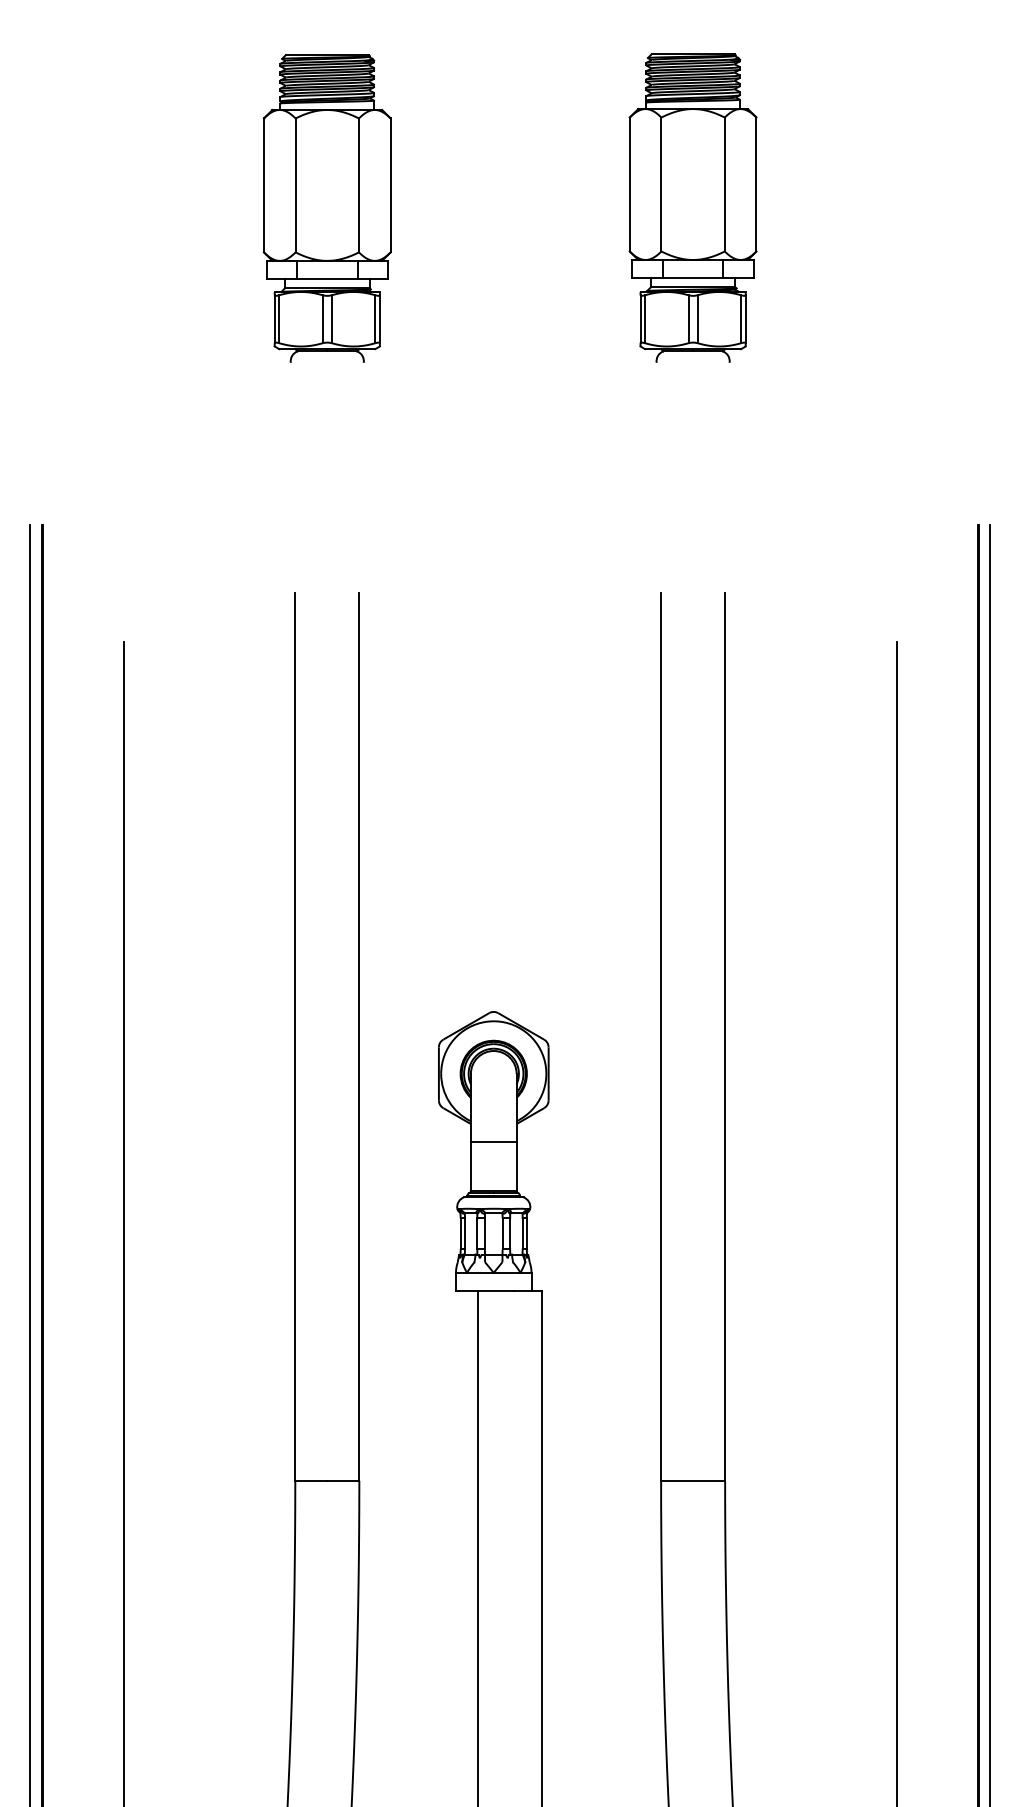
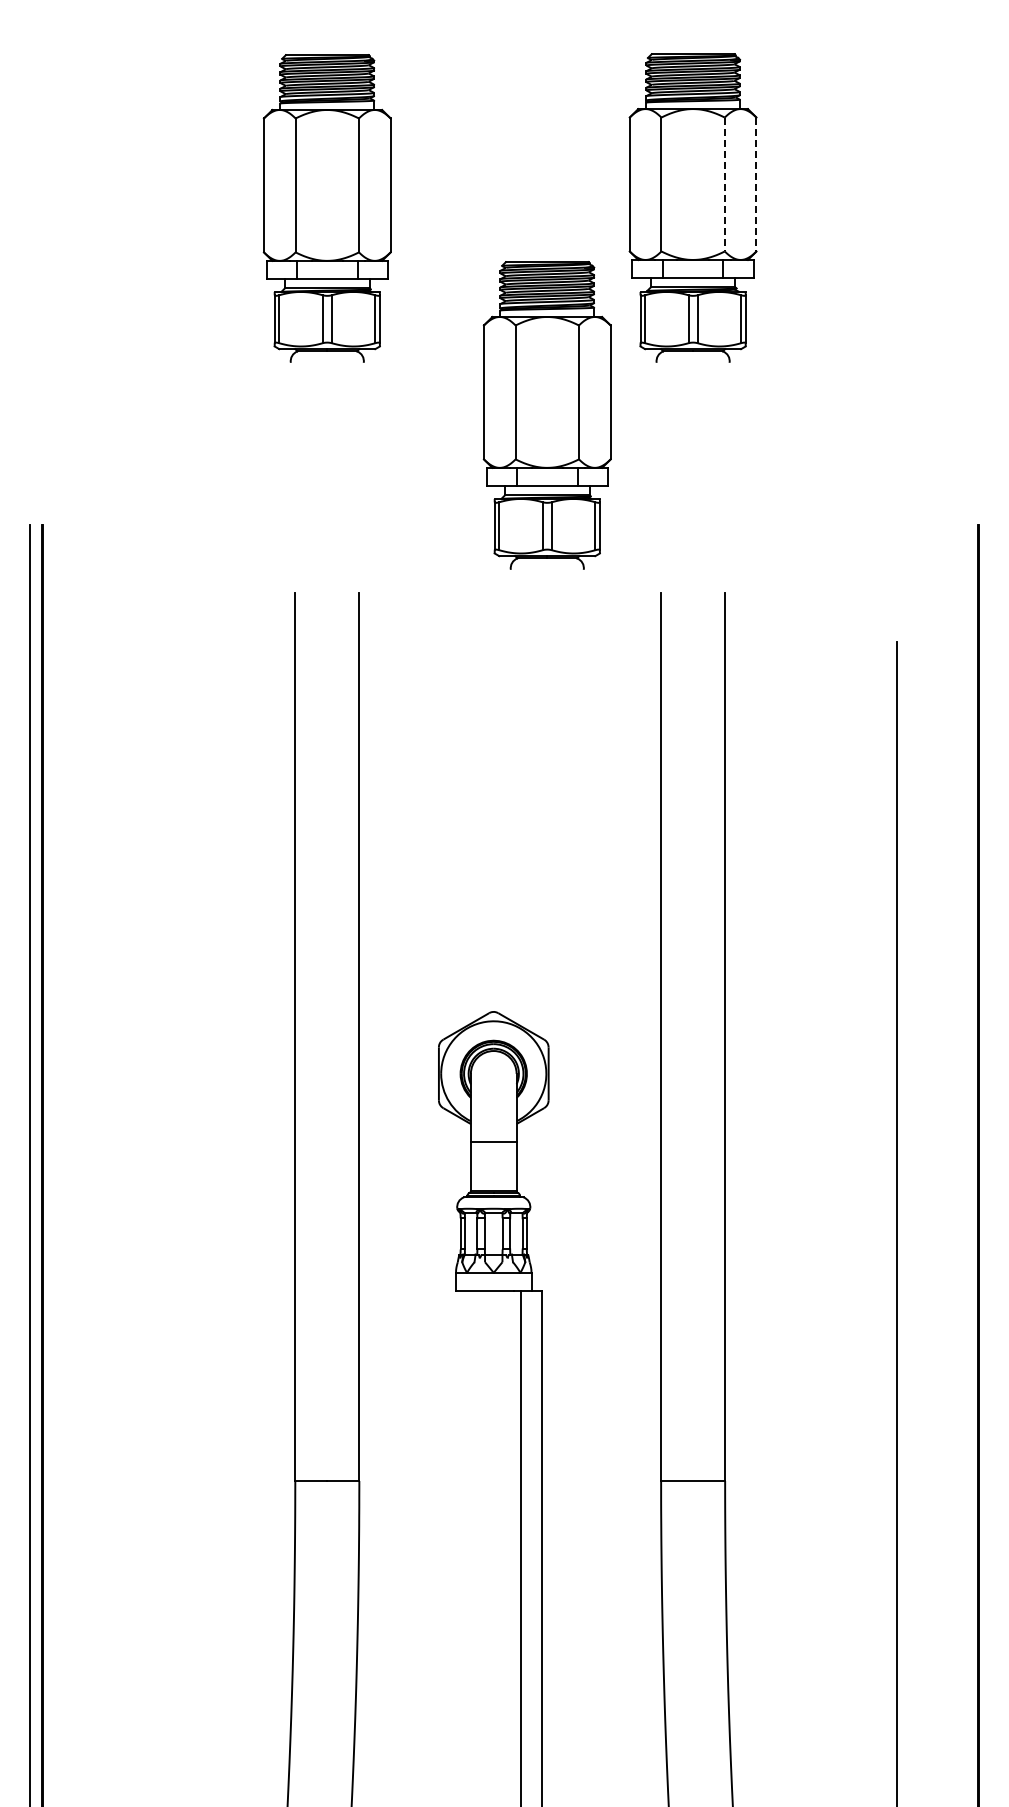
line: solid -> dashed (724, 184)
line: solid -> dashed (756, 184)
part: none -> present (546, 415)
line: present -> none (990, 1164)
line: present -> none (123, 1222)
line position: (478, 1547) -> (521, 1547) (521, 1547)
